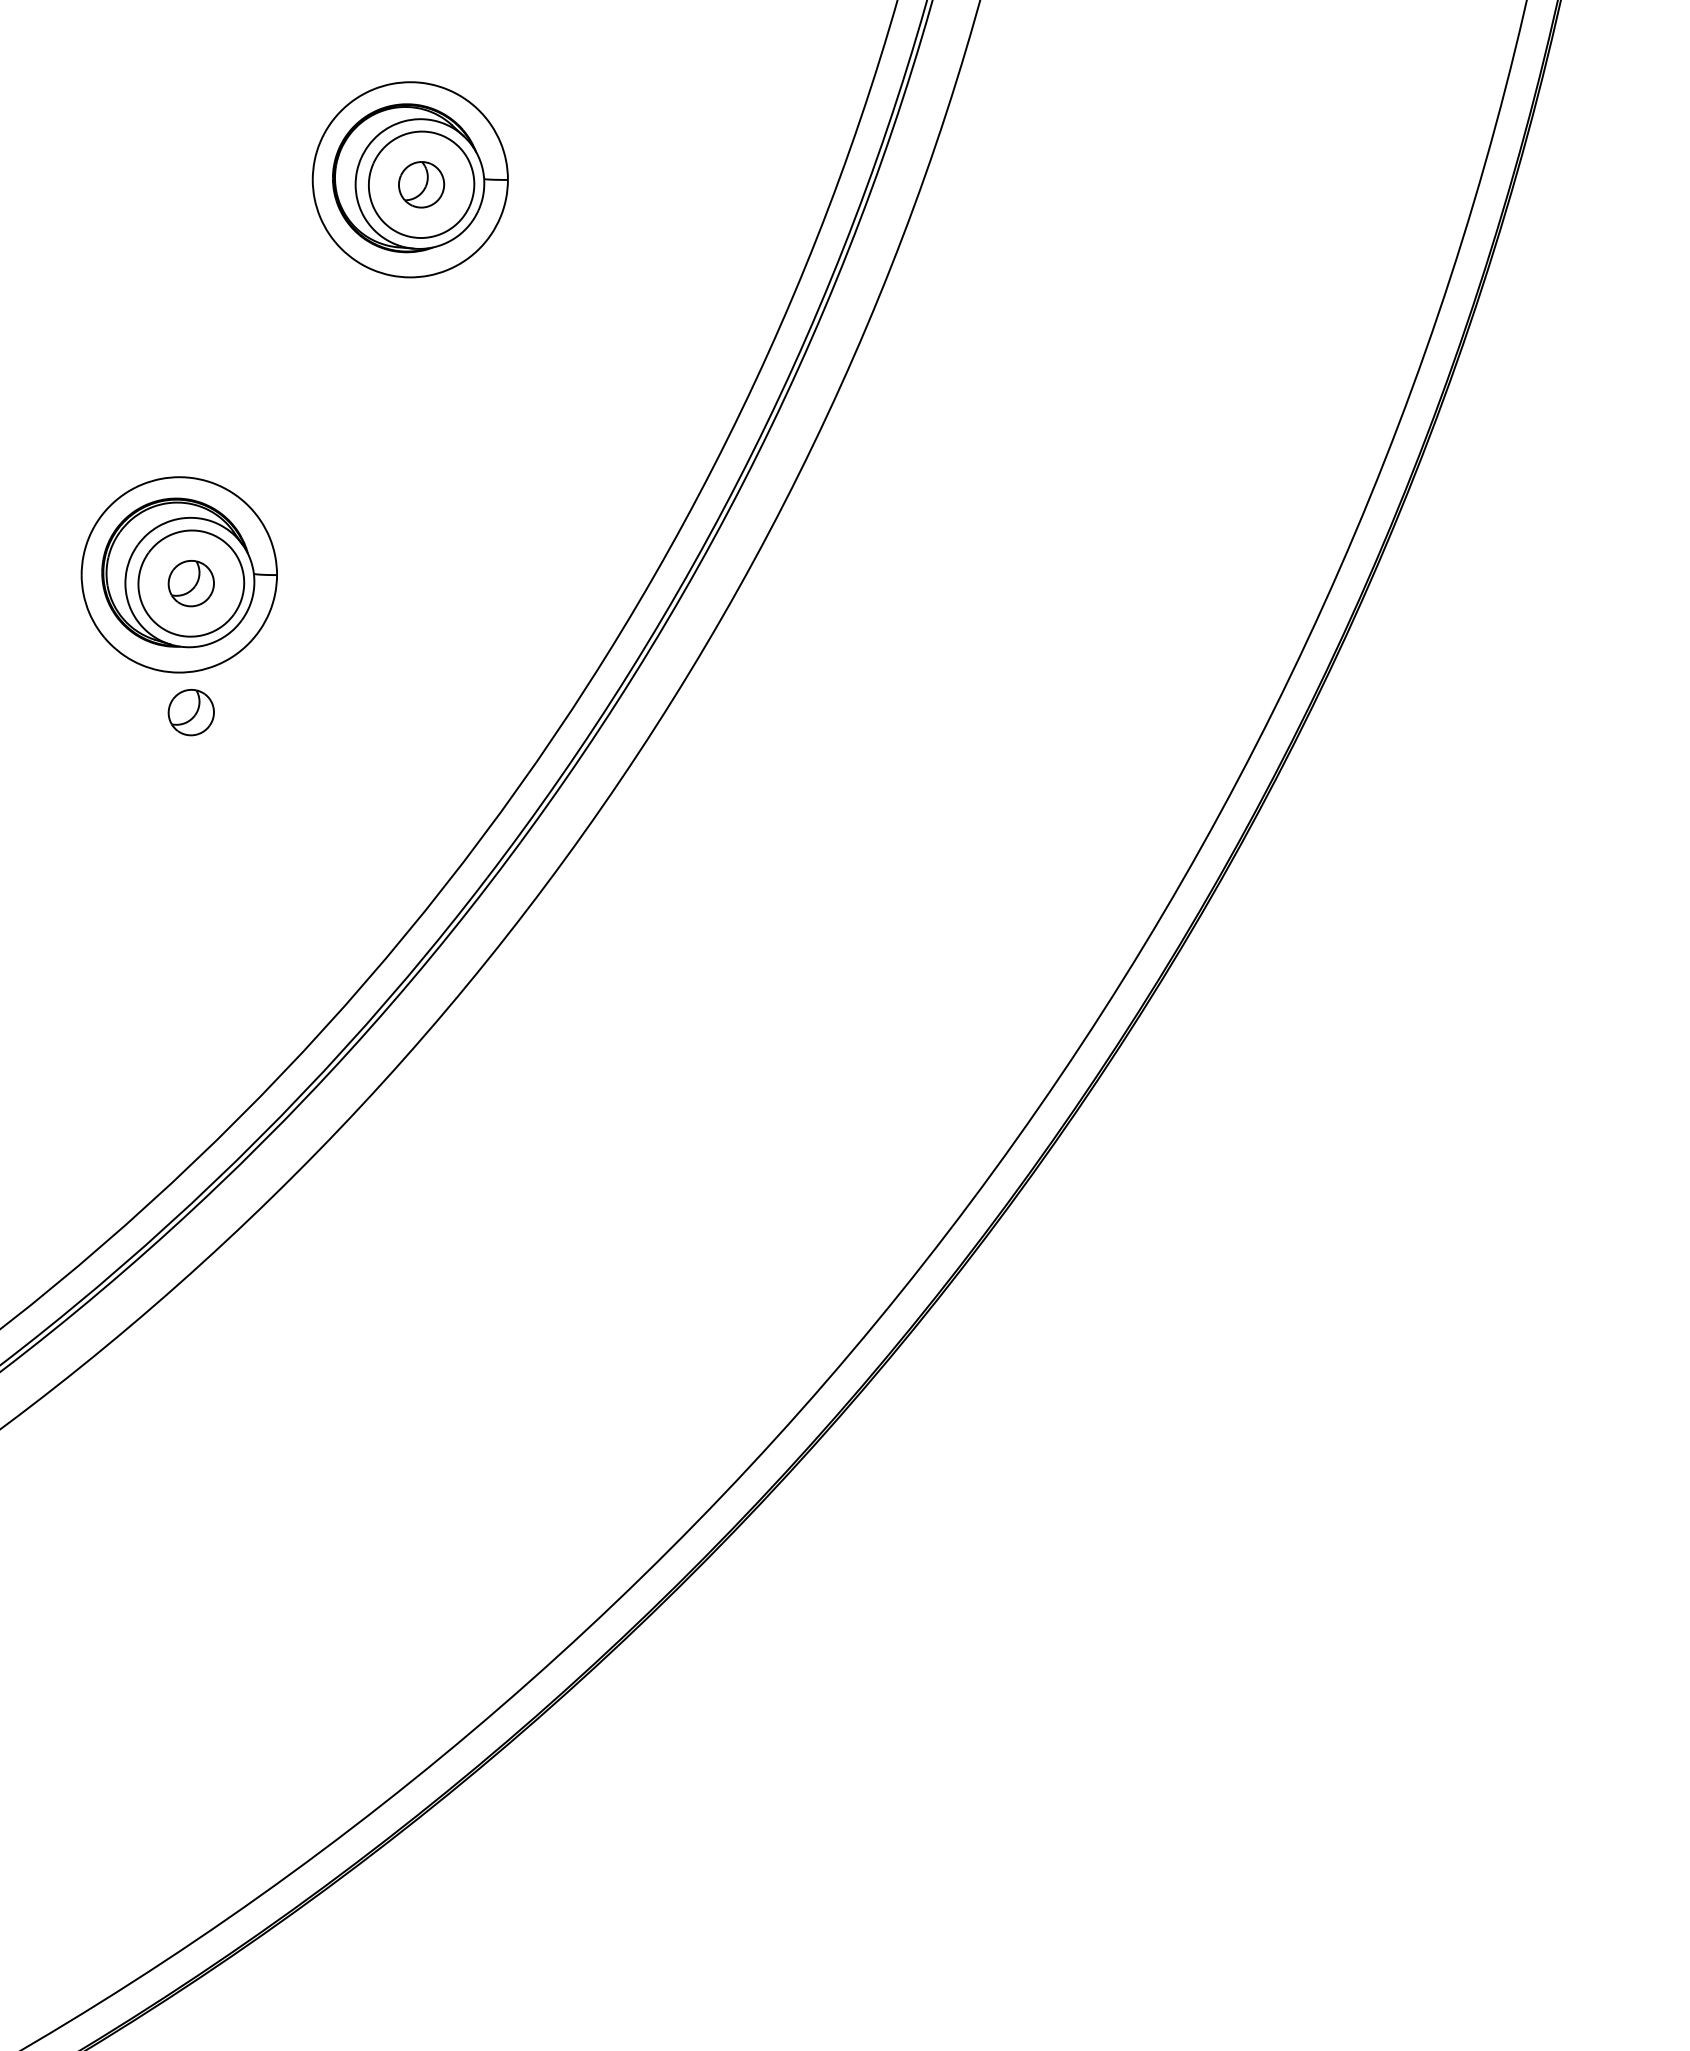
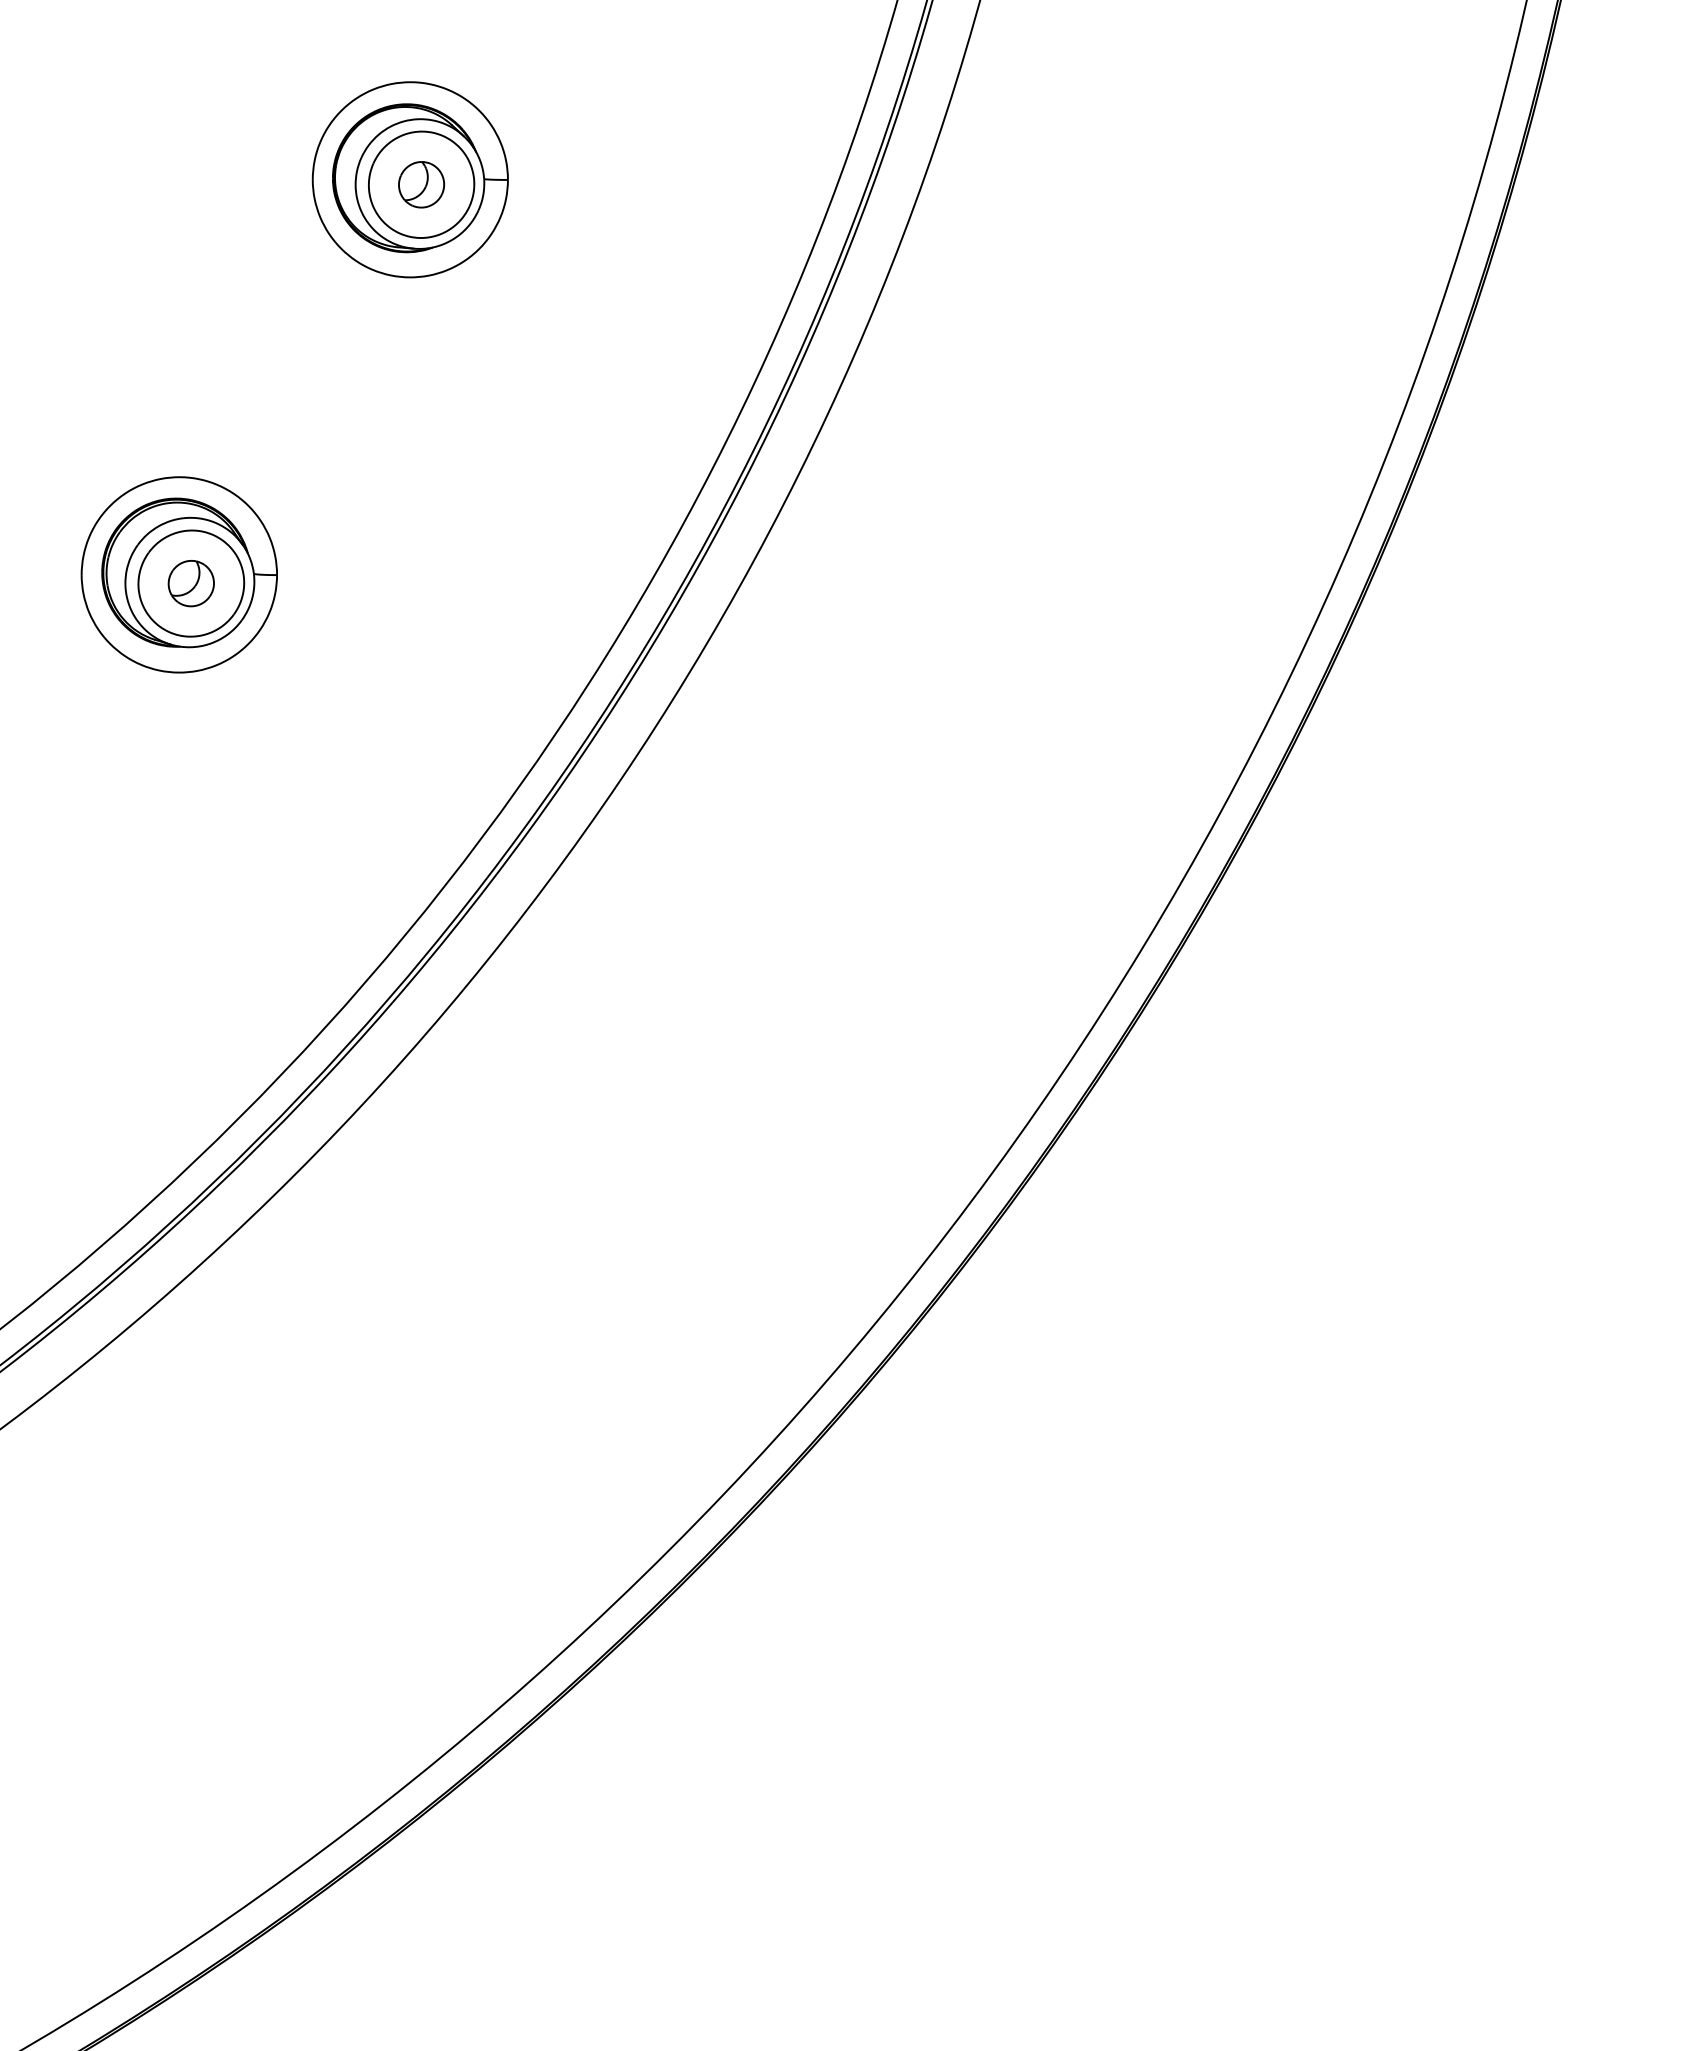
part: present -> none (190, 712)
